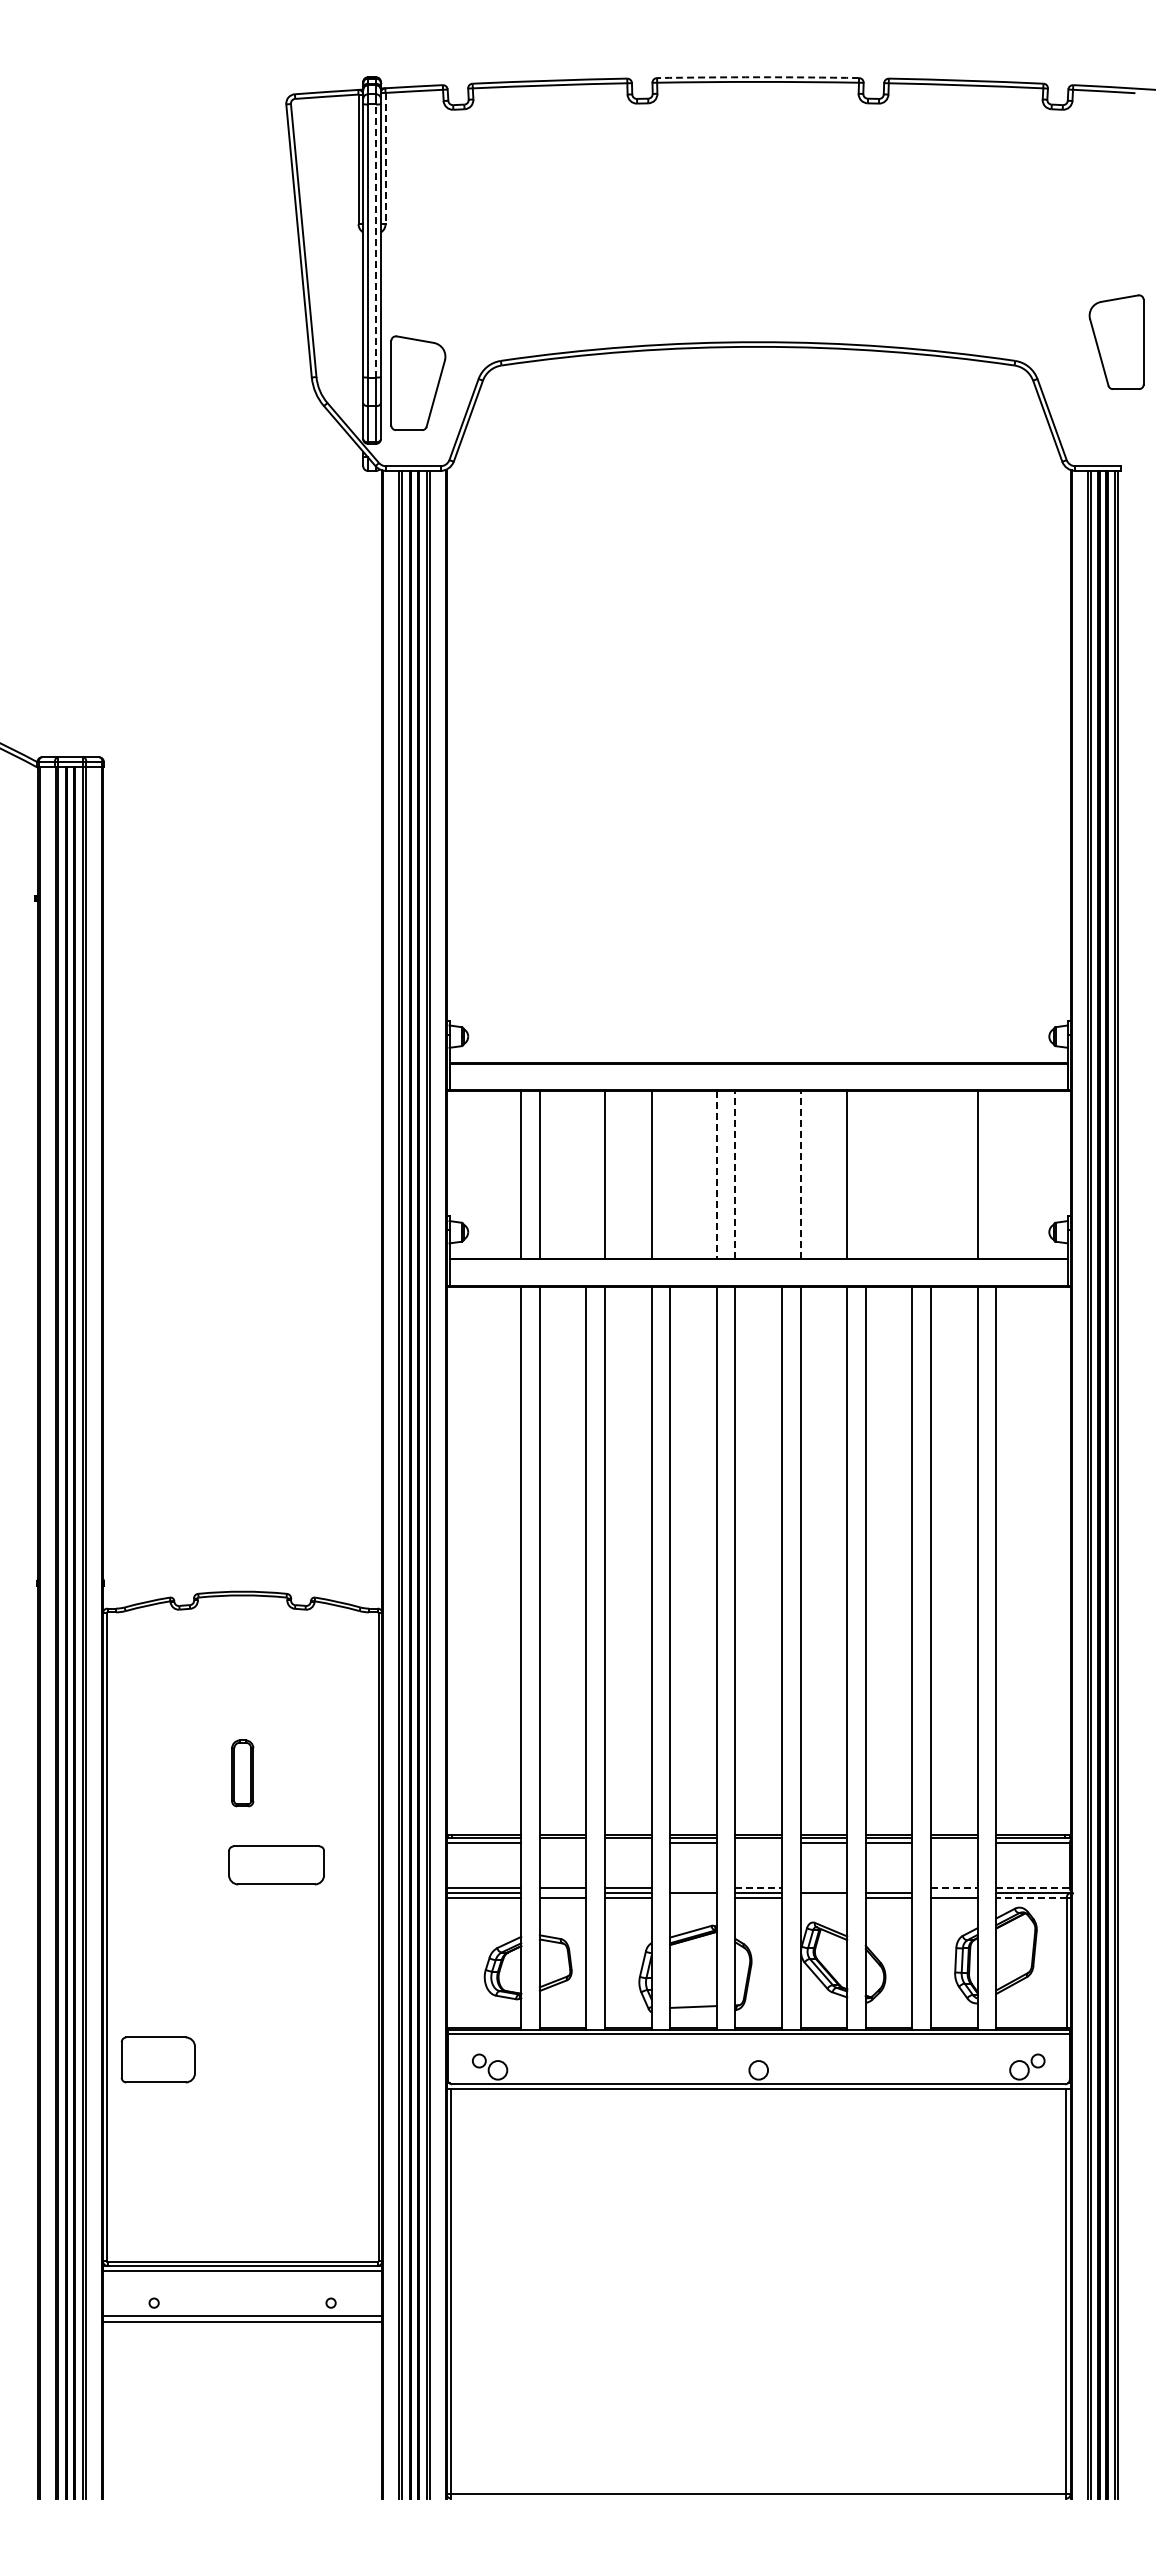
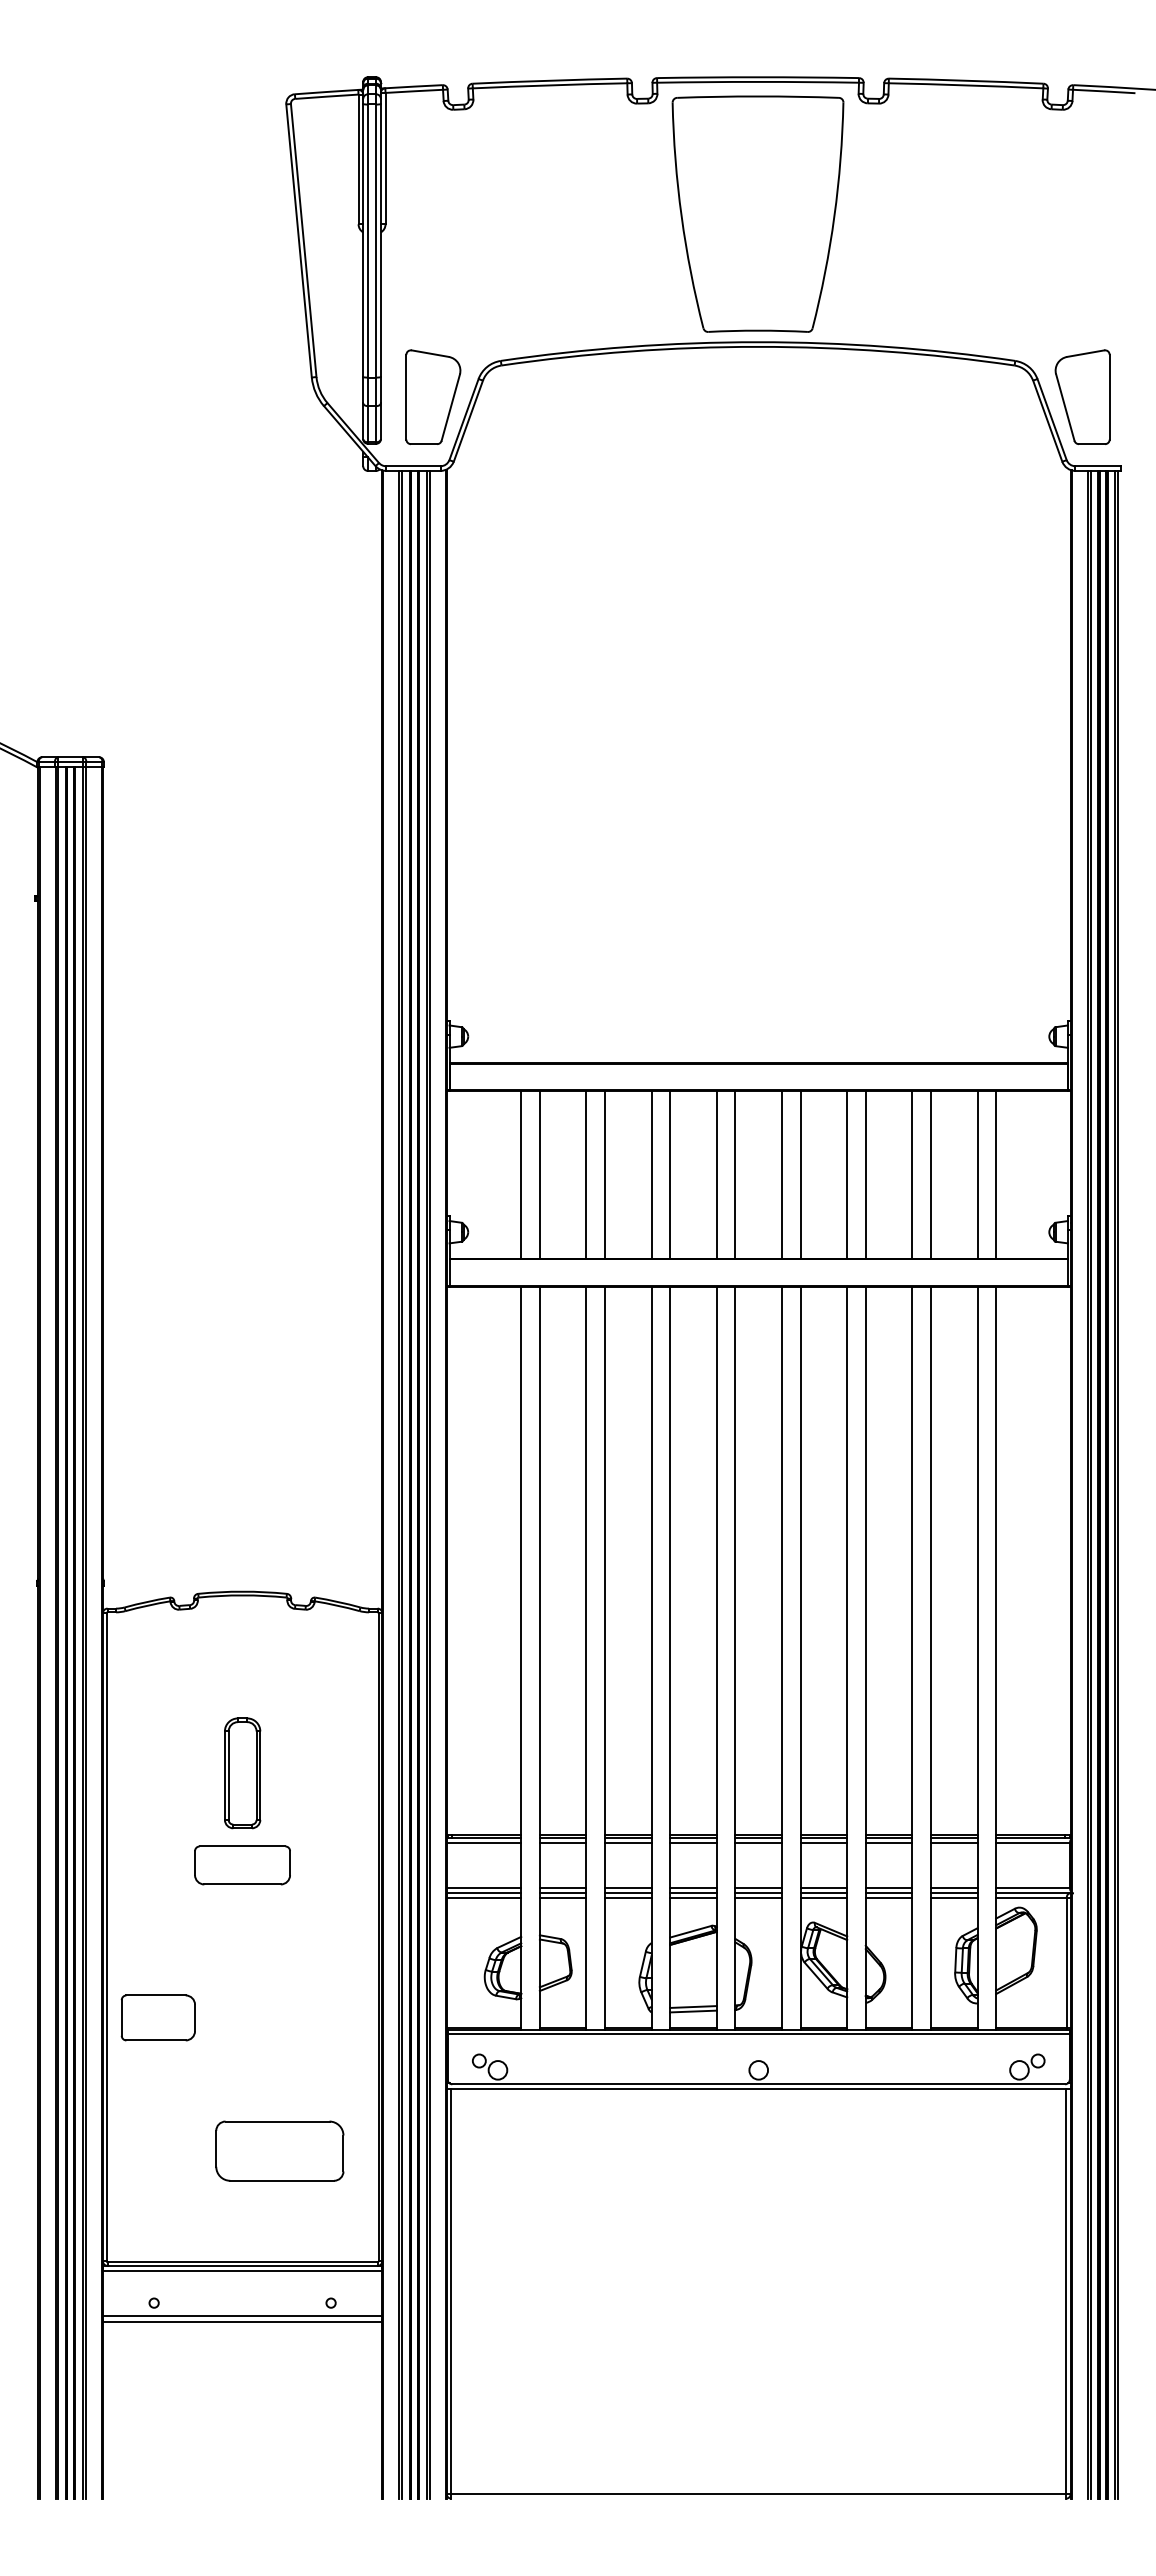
arc: dashed -> solid (758, 77)
line: dashed -> solid (385, 158)
part: none -> present (757, 213)
line: dashed -> solid (376, 240)
part position: (1116, 341) -> (1082, 396) (1082, 396)
part position: (418, 382) -> (433, 396) (433, 396)
line: none -> present (586, 1174)
line: none -> present (670, 1174)
line: dashed -> solid (716, 1174)
line: dashed -> solid (735, 1174)
line: none -> present (782, 1174)
line: dashed -> solid (800, 1174)
line: none -> present (865, 1174)
line: none -> present (912, 1174)
line: none -> present (931, 1174)
line: none -> present (996, 1174)
part size: 24x69 px -> 38x113 px (242, 1773)
line: none -> present (562, 1843)
line: none -> present (628, 1843)
line: none -> present (758, 1843)
line: none -> present (954, 1843)
part position: (276, 1865) -> (242, 1865) (242, 1865)
line: none -> present (693, 1887)
line: dashed -> solid (759, 1887)
line: none -> present (823, 1887)
line: none -> present (888, 1887)
line: dashed -> solid (954, 1887)
line: dashed -> solid (1033, 1887)
line: none -> present (562, 1893)
line: none -> present (954, 1893)
line: none -> present (693, 1898)
line: none -> present (823, 1898)
line: dashed -> solid (1030, 1898)
line: none -> present (693, 2011)
part position: (157, 2059) -> (157, 2017) (157, 2017)
part: none -> present (279, 2150)
